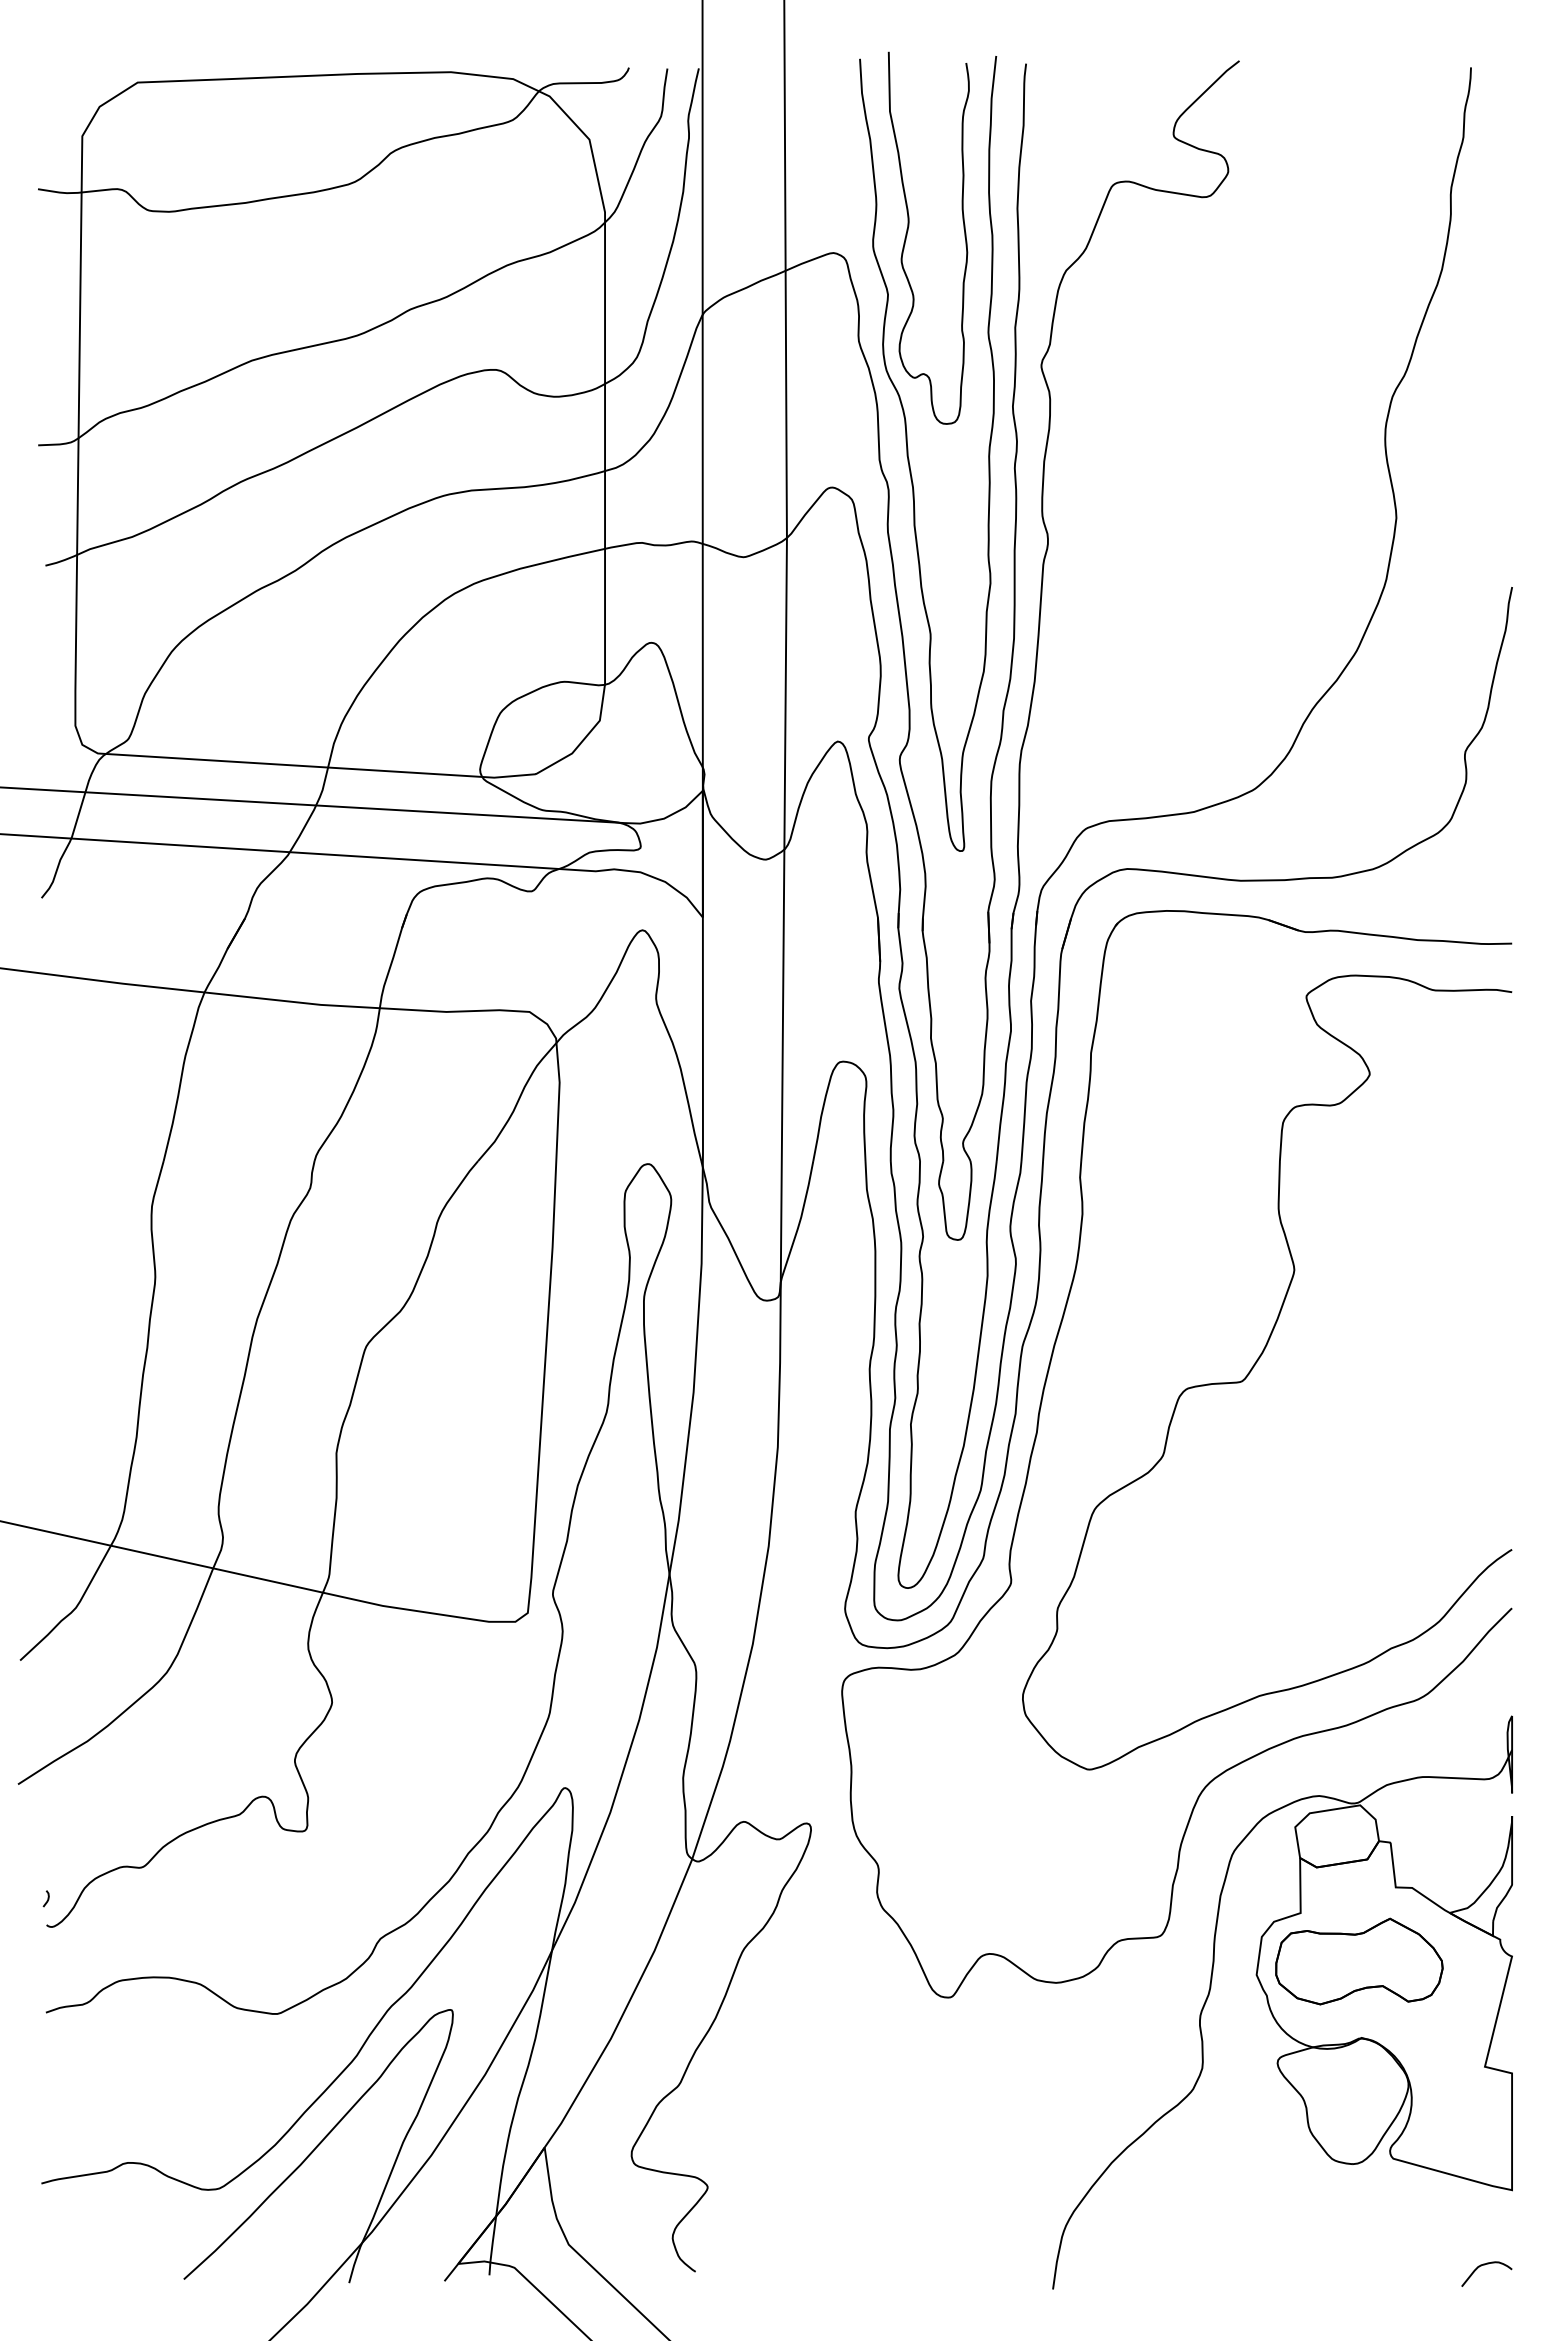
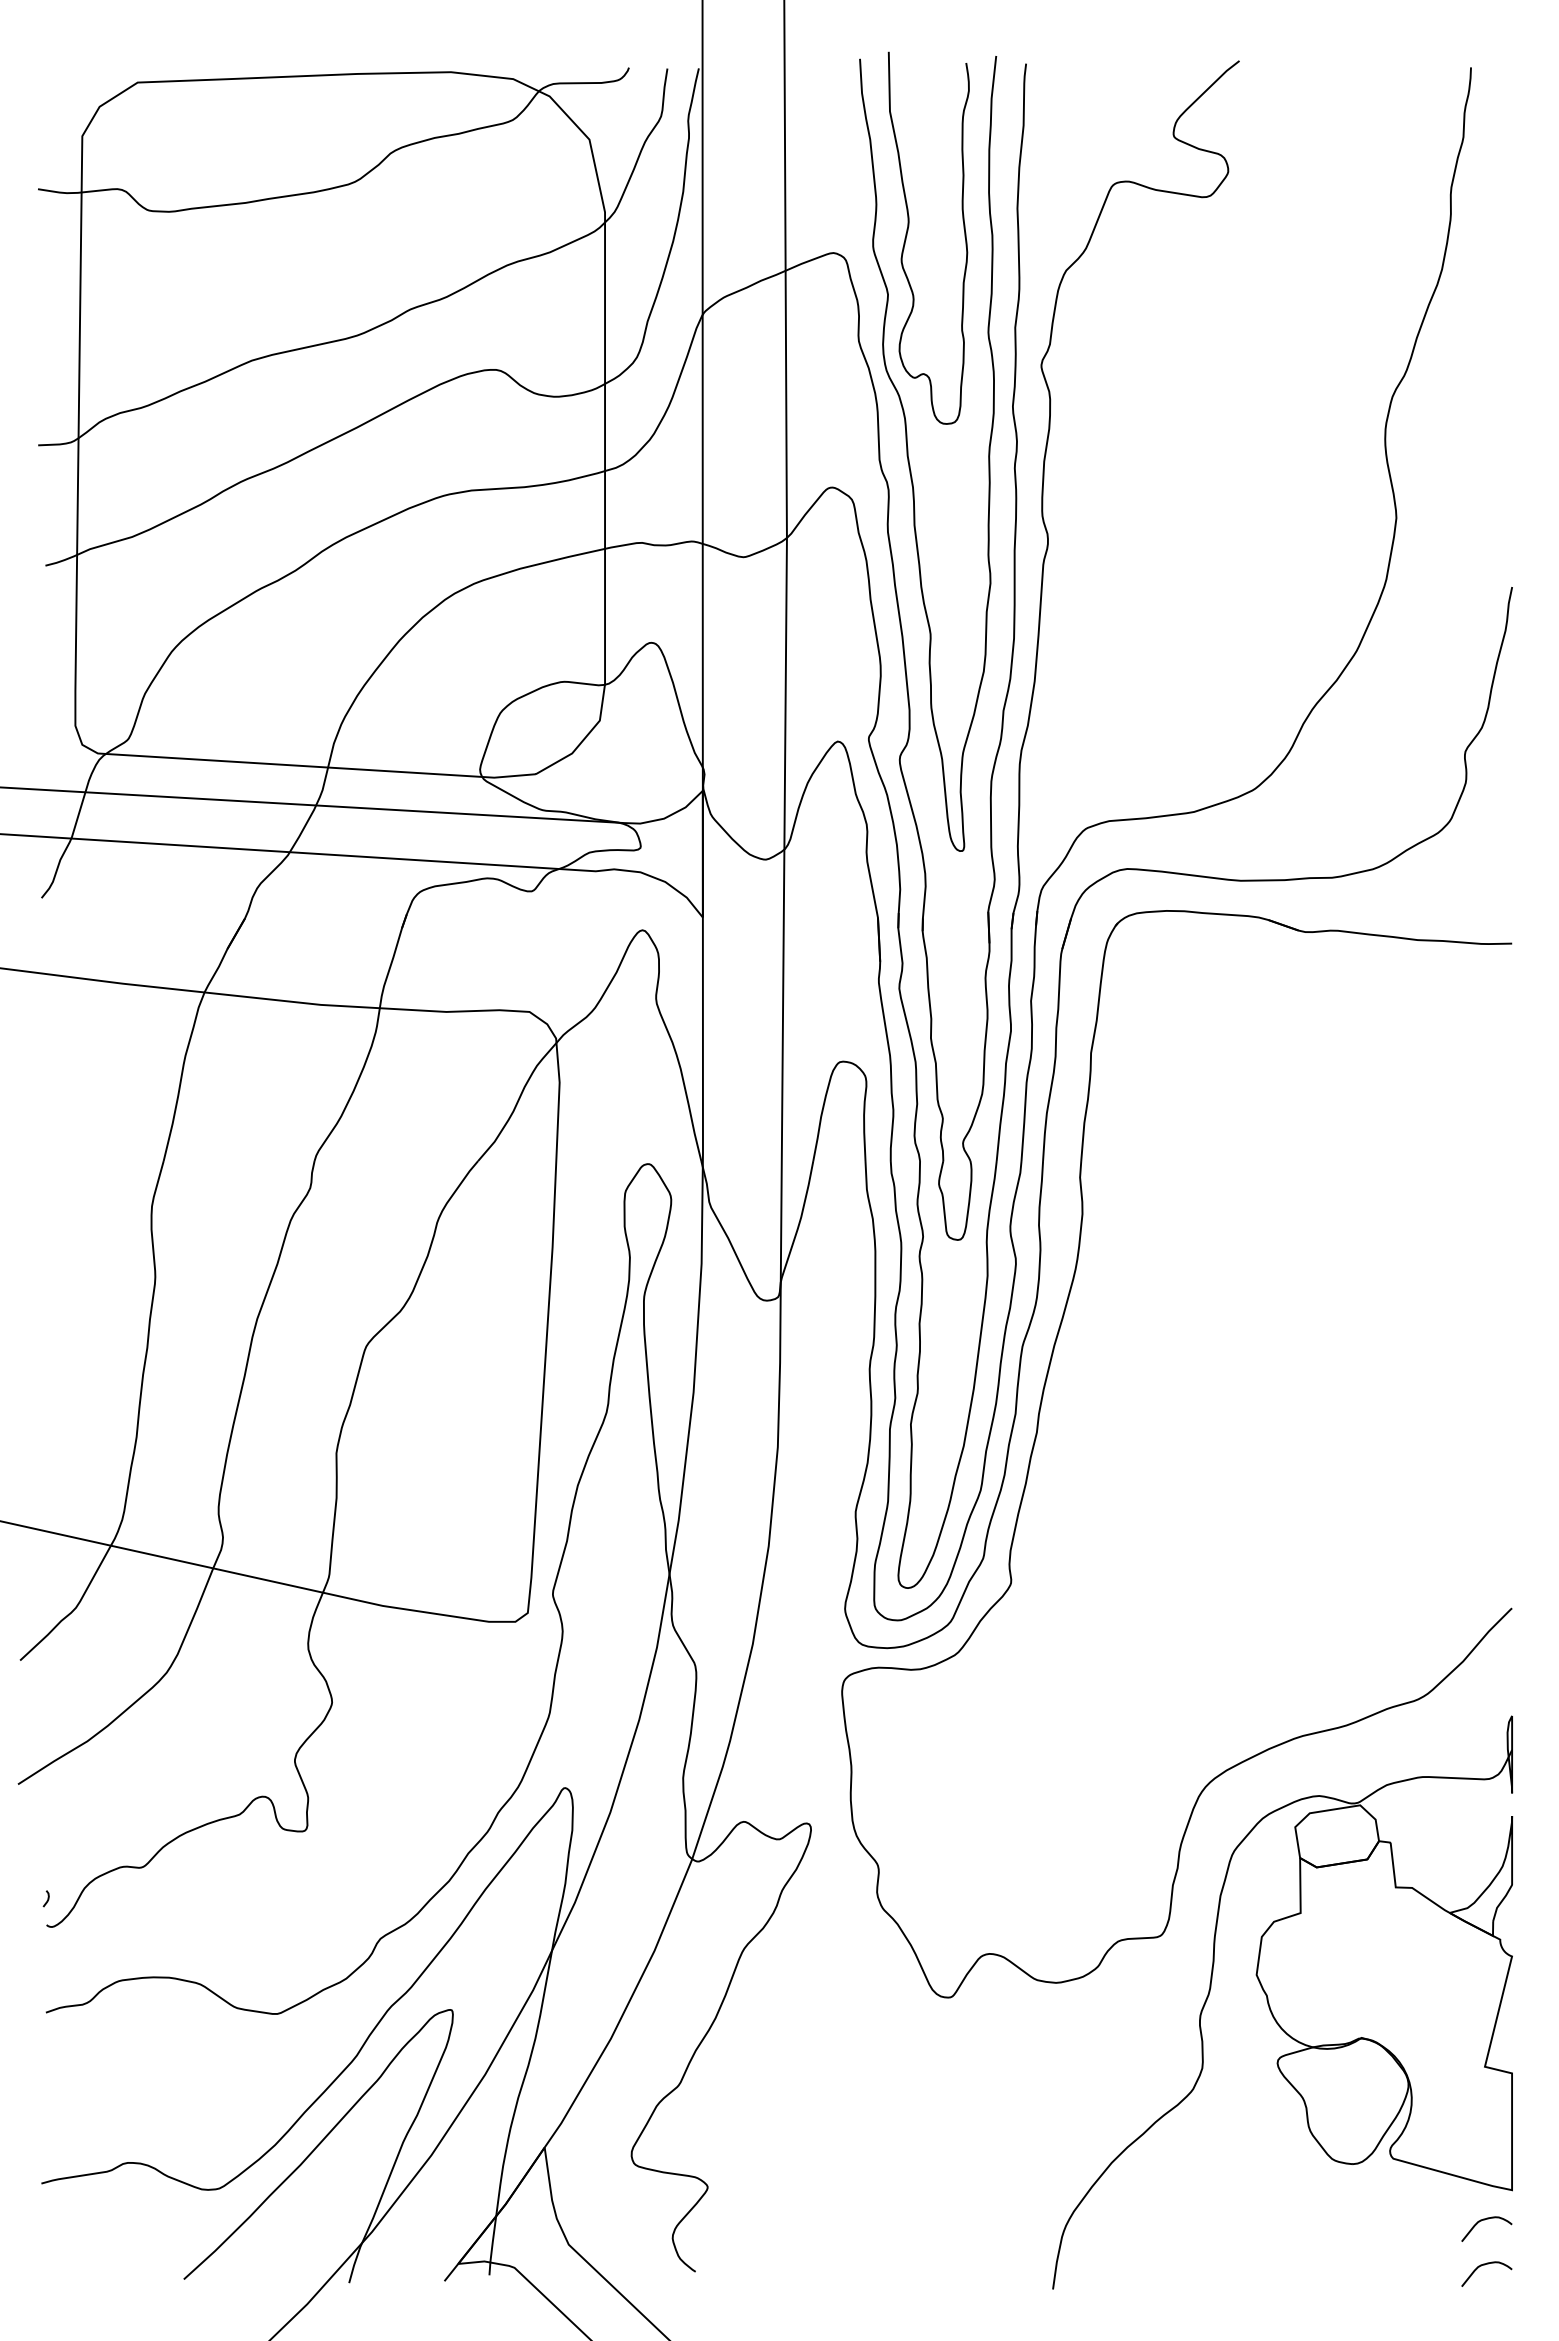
part: present -> none (1255, 1365)
part: present -> none (1359, 1961)
curve: none -> present (1485, 2220)
